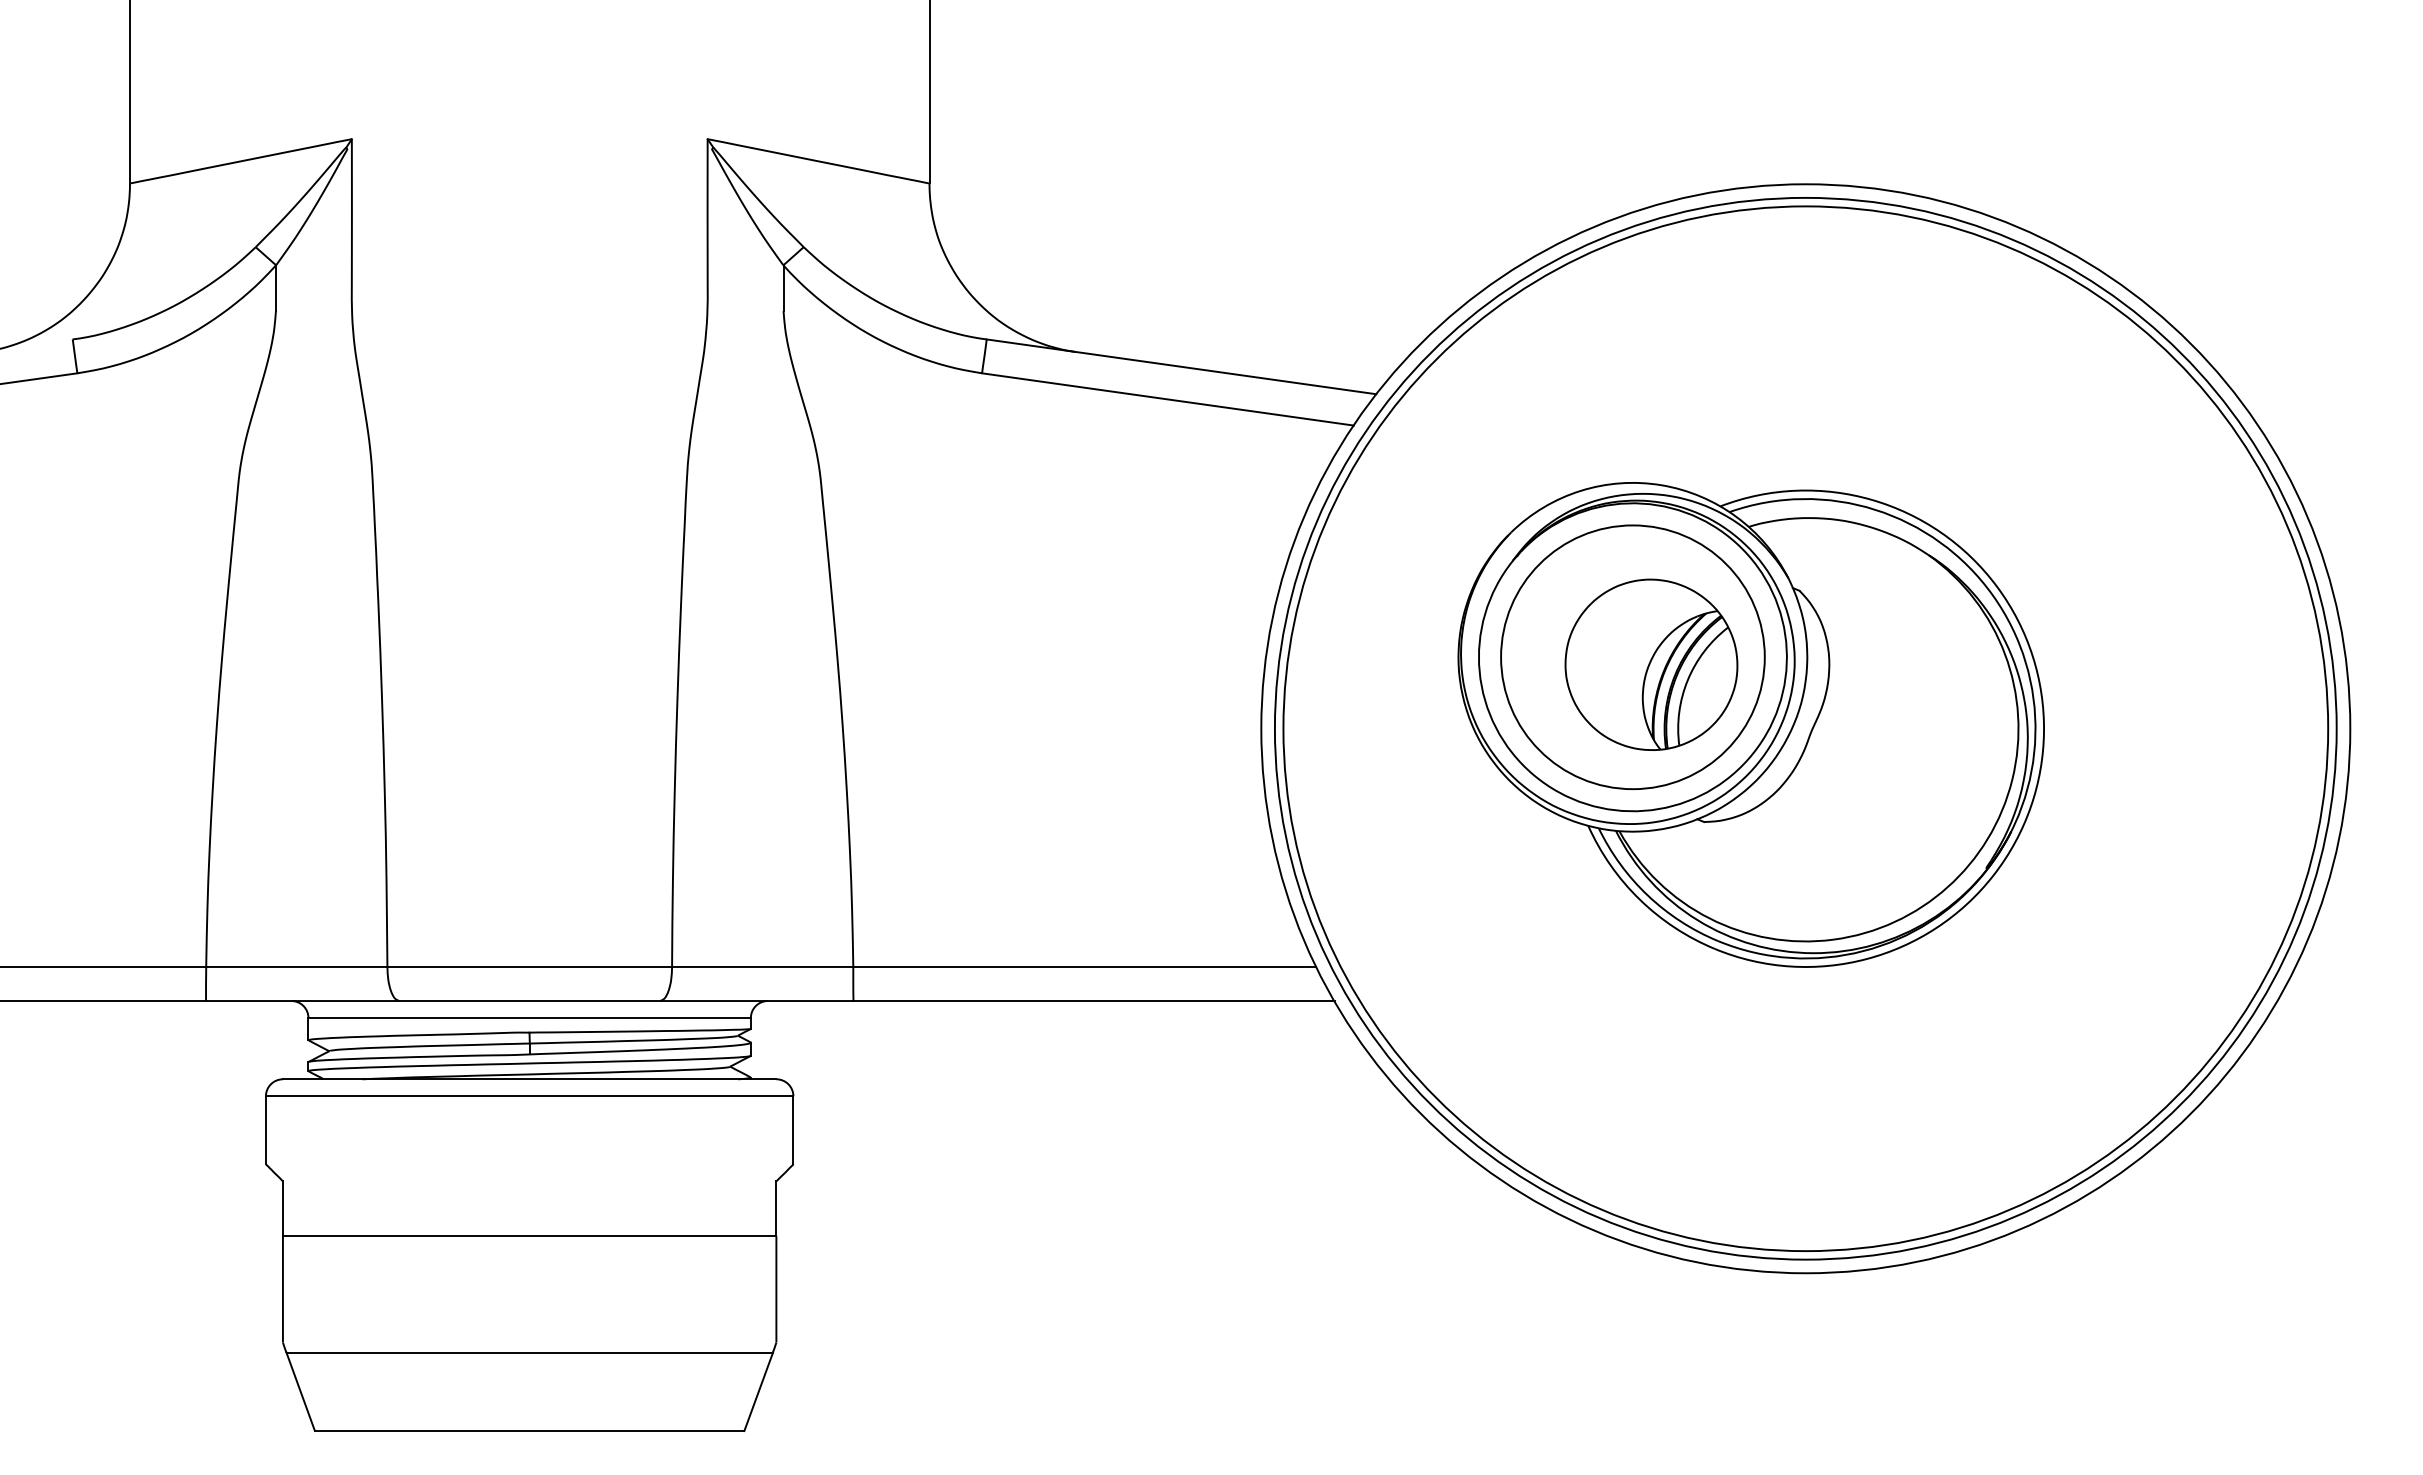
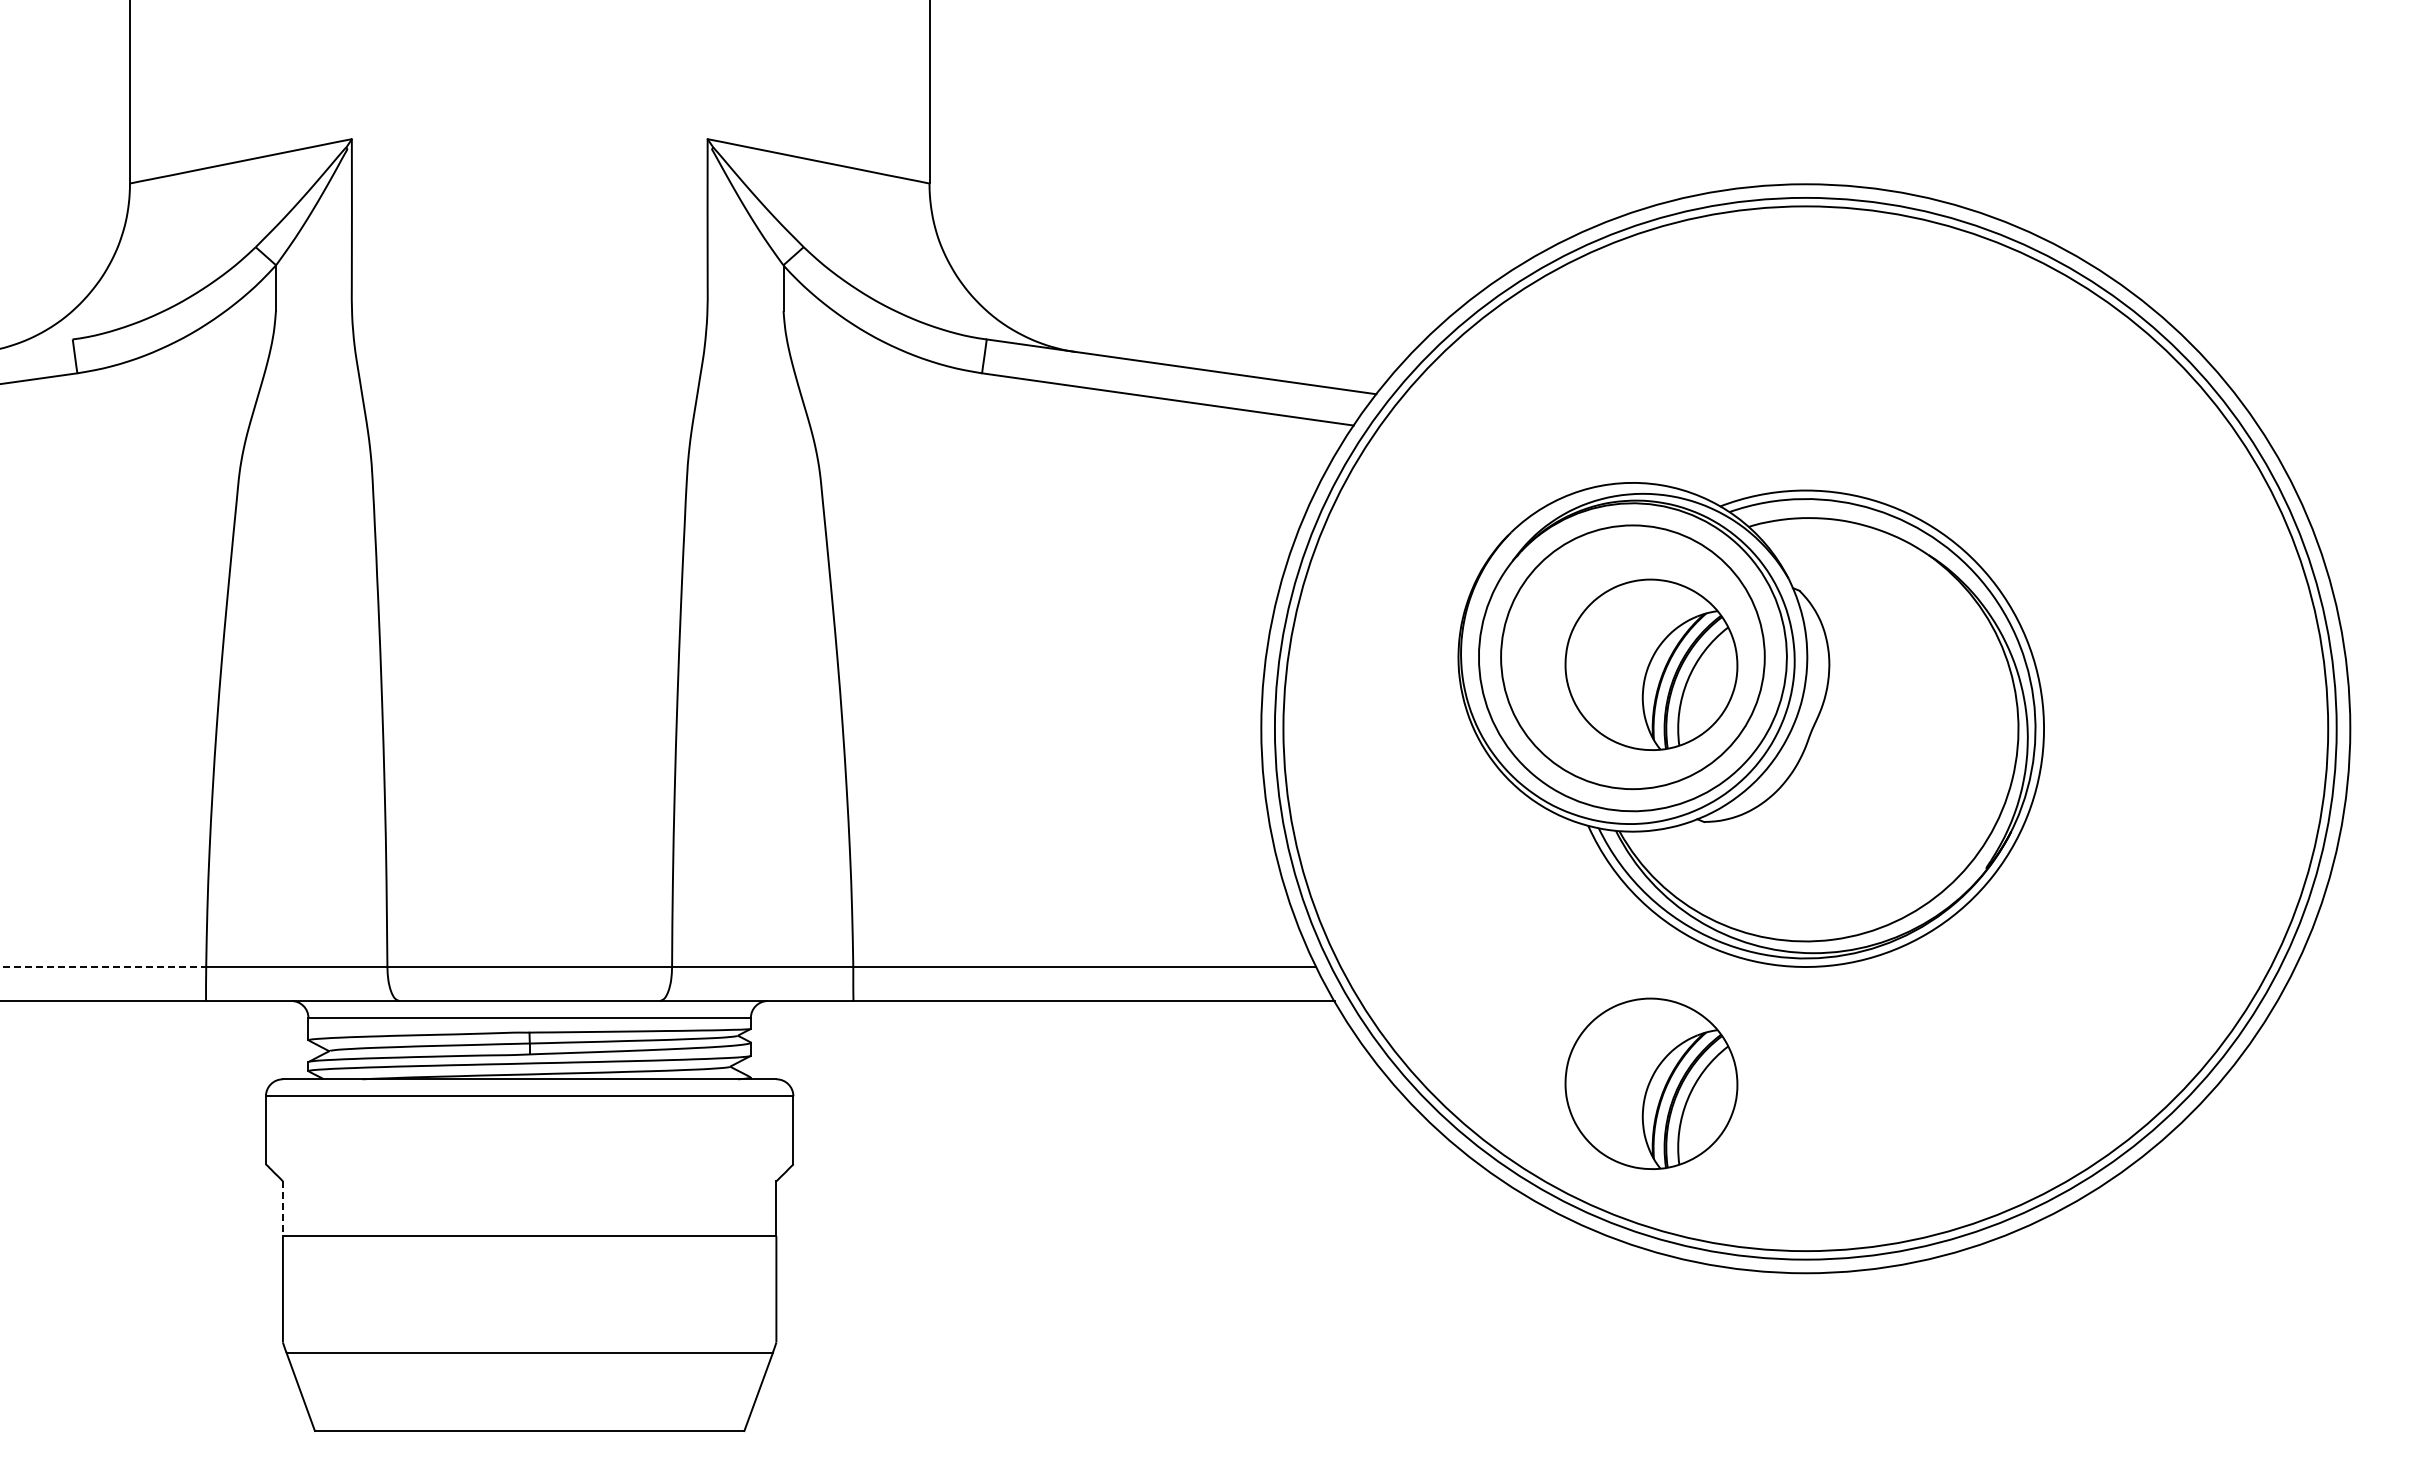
line: solid -> dashed (103, 966)
part: none -> present (1651, 1083)
line: solid -> dashed (282, 1209)
